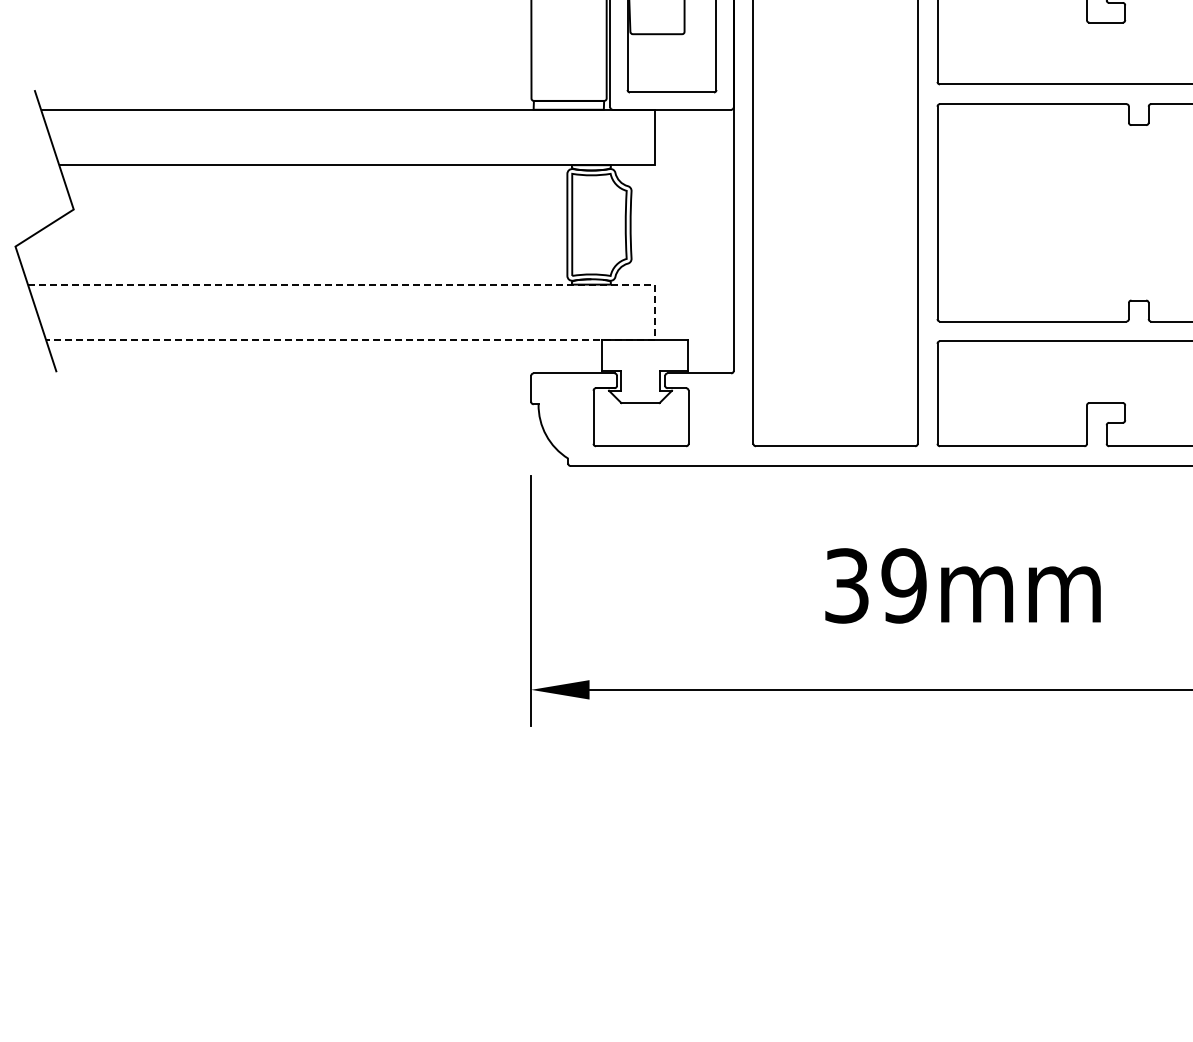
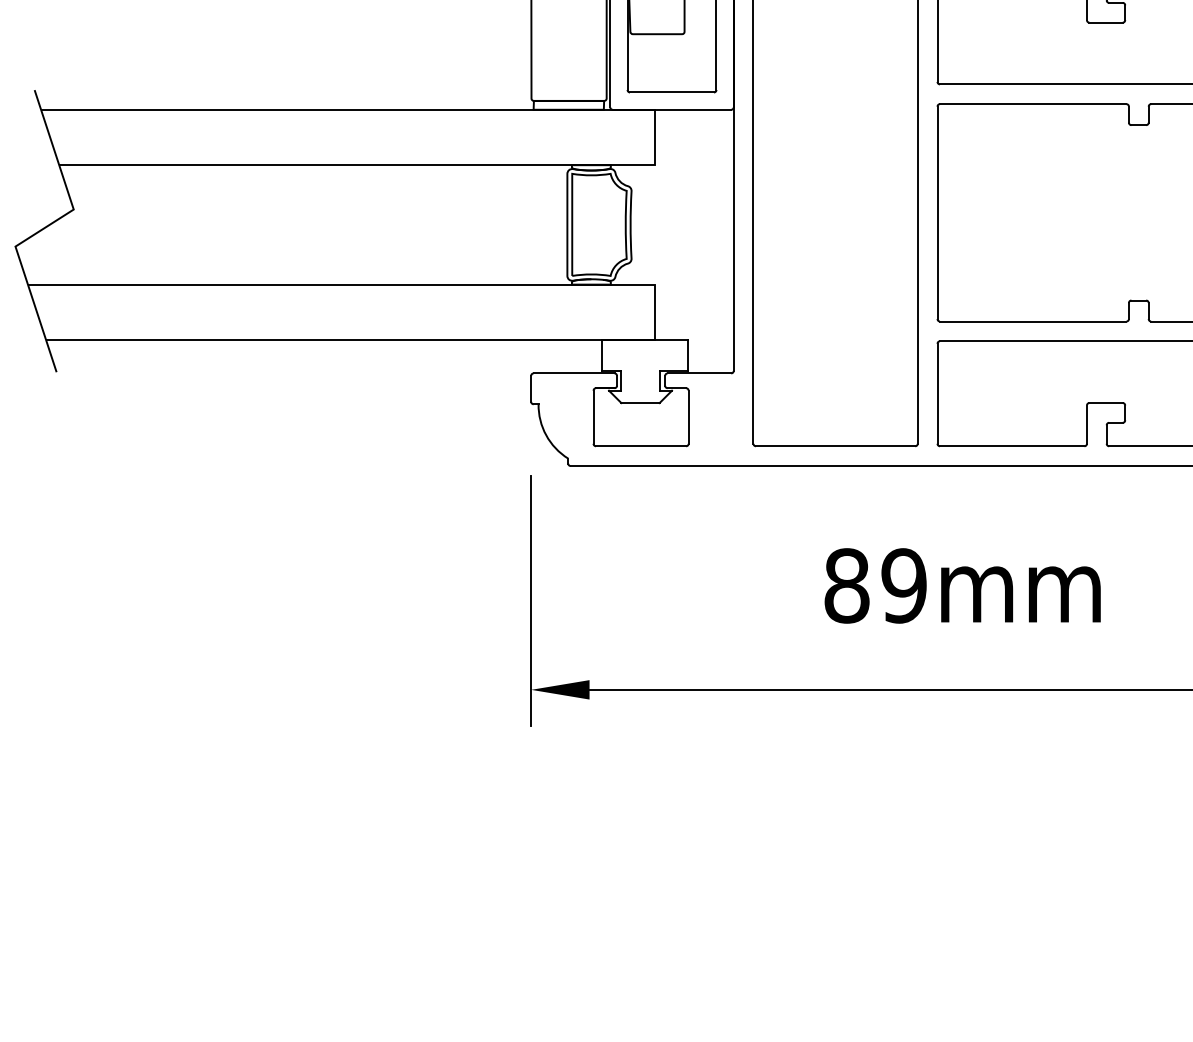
line: dashed -> solid (654, 303)
text: 39mm -> 89mm (846, 585)
